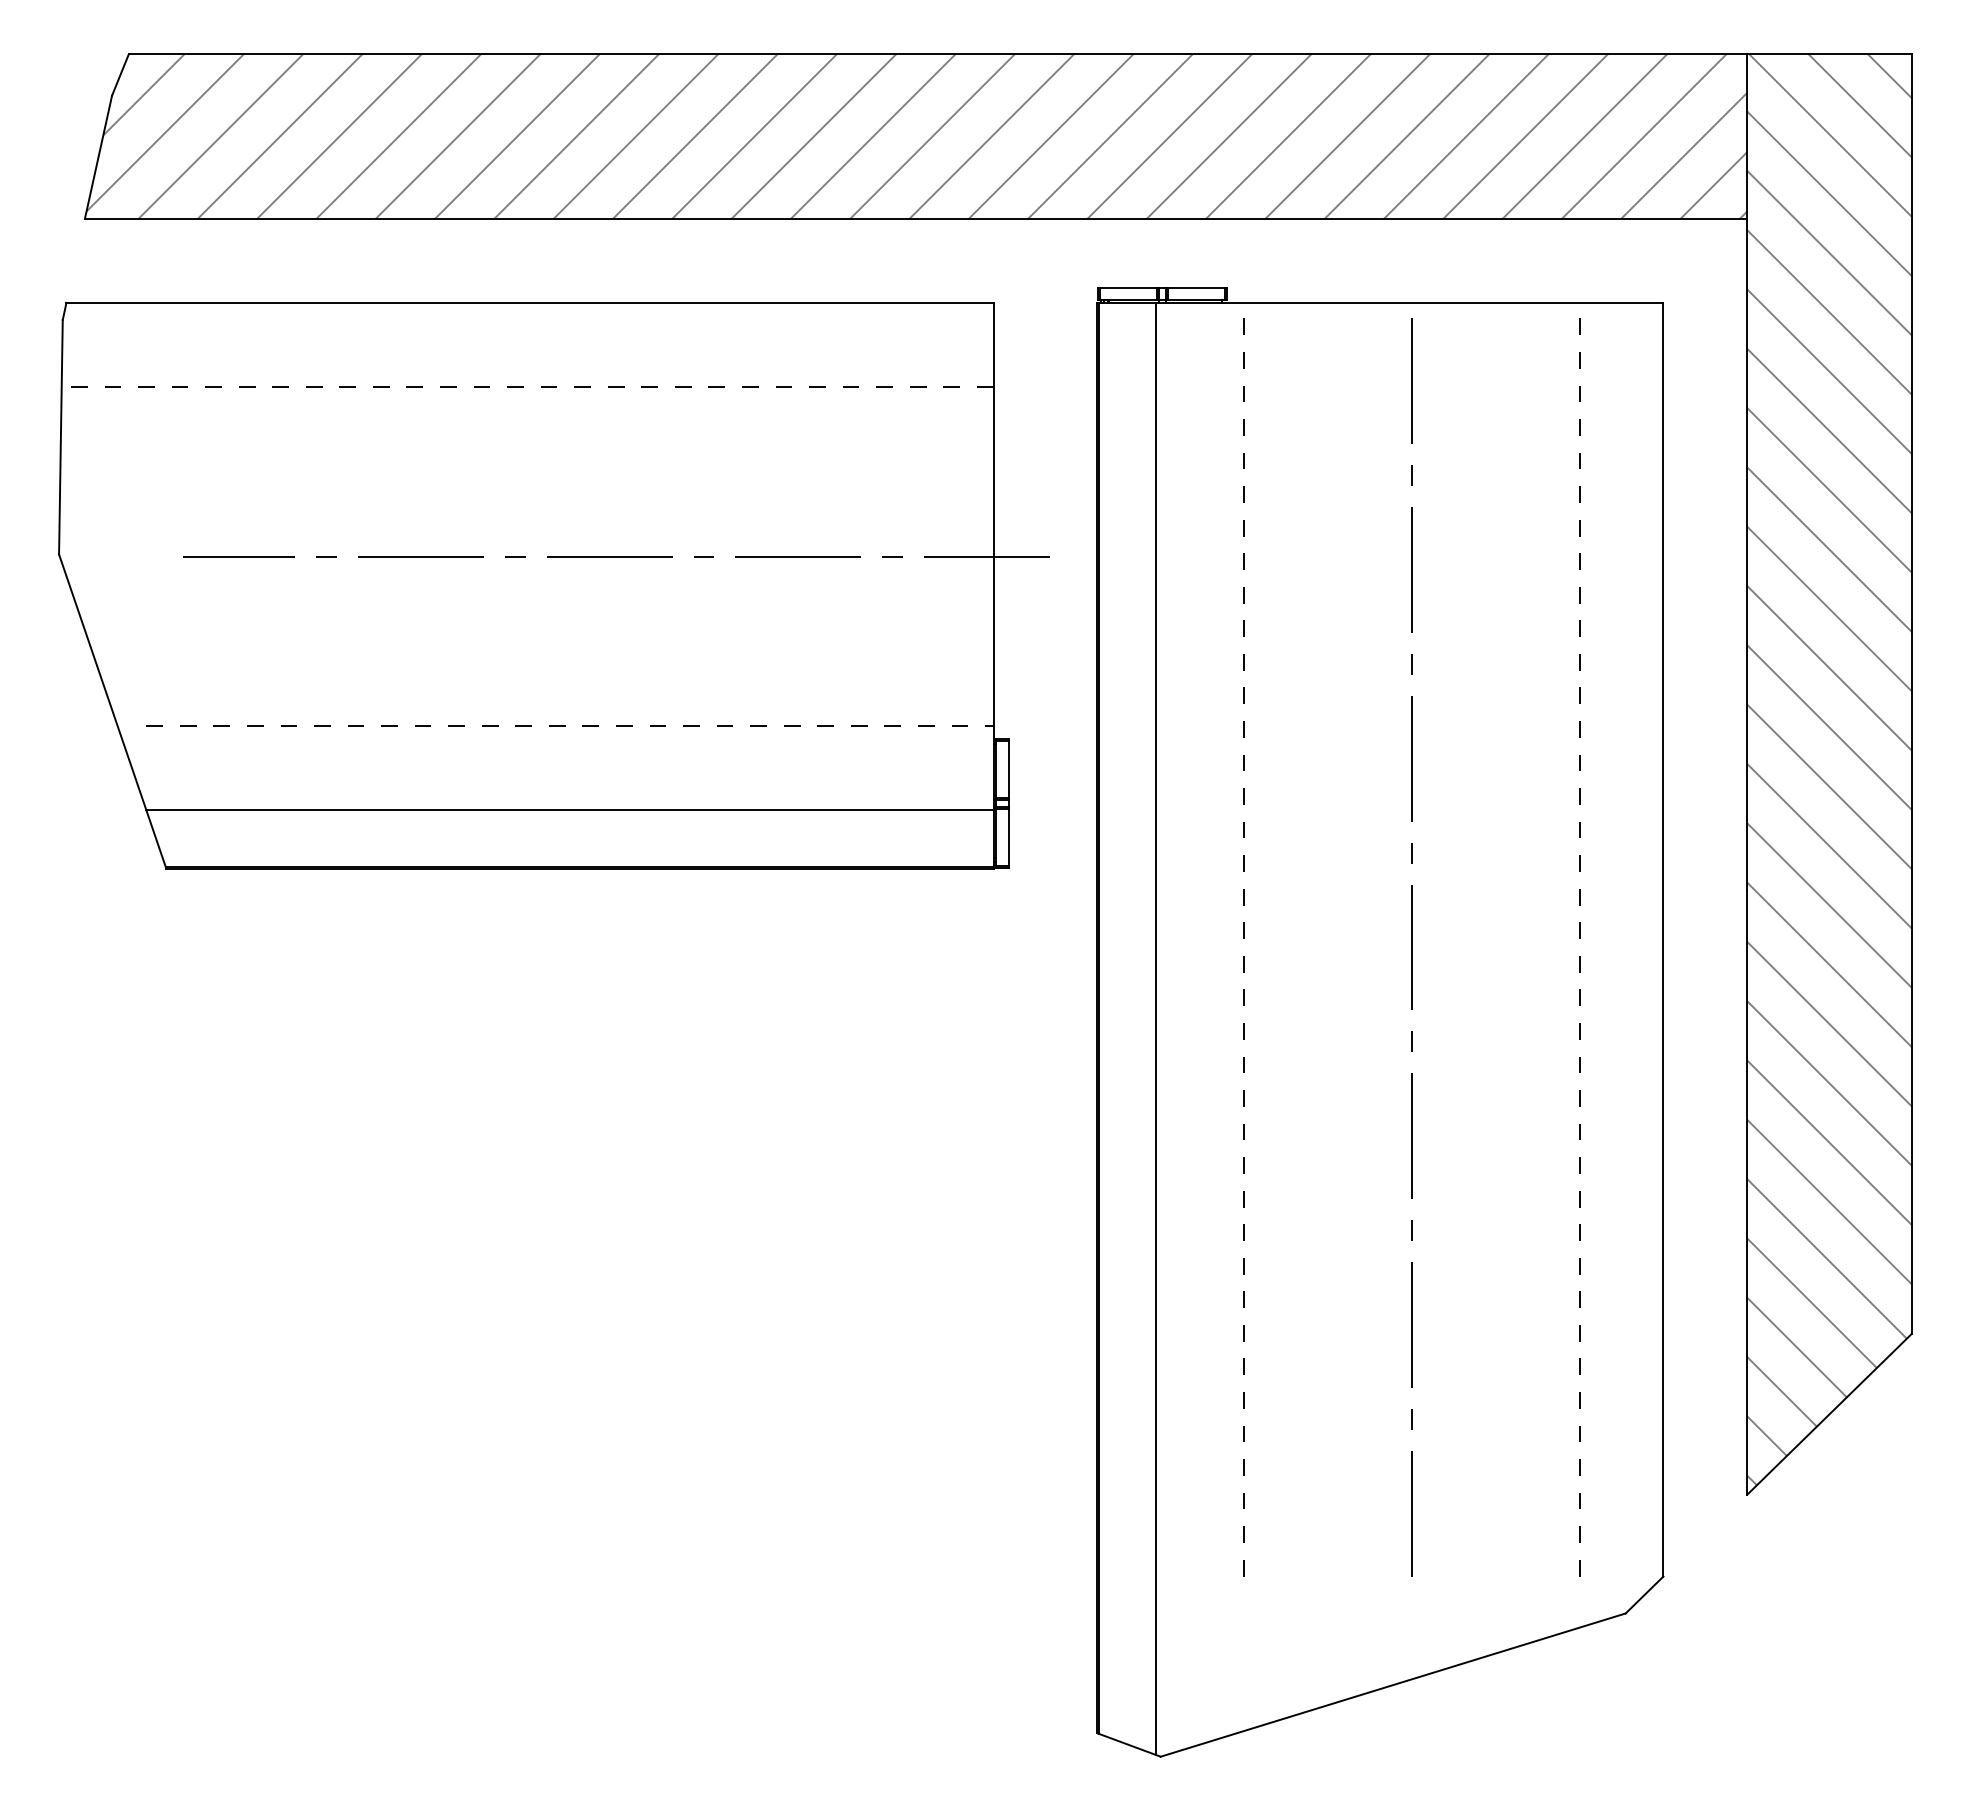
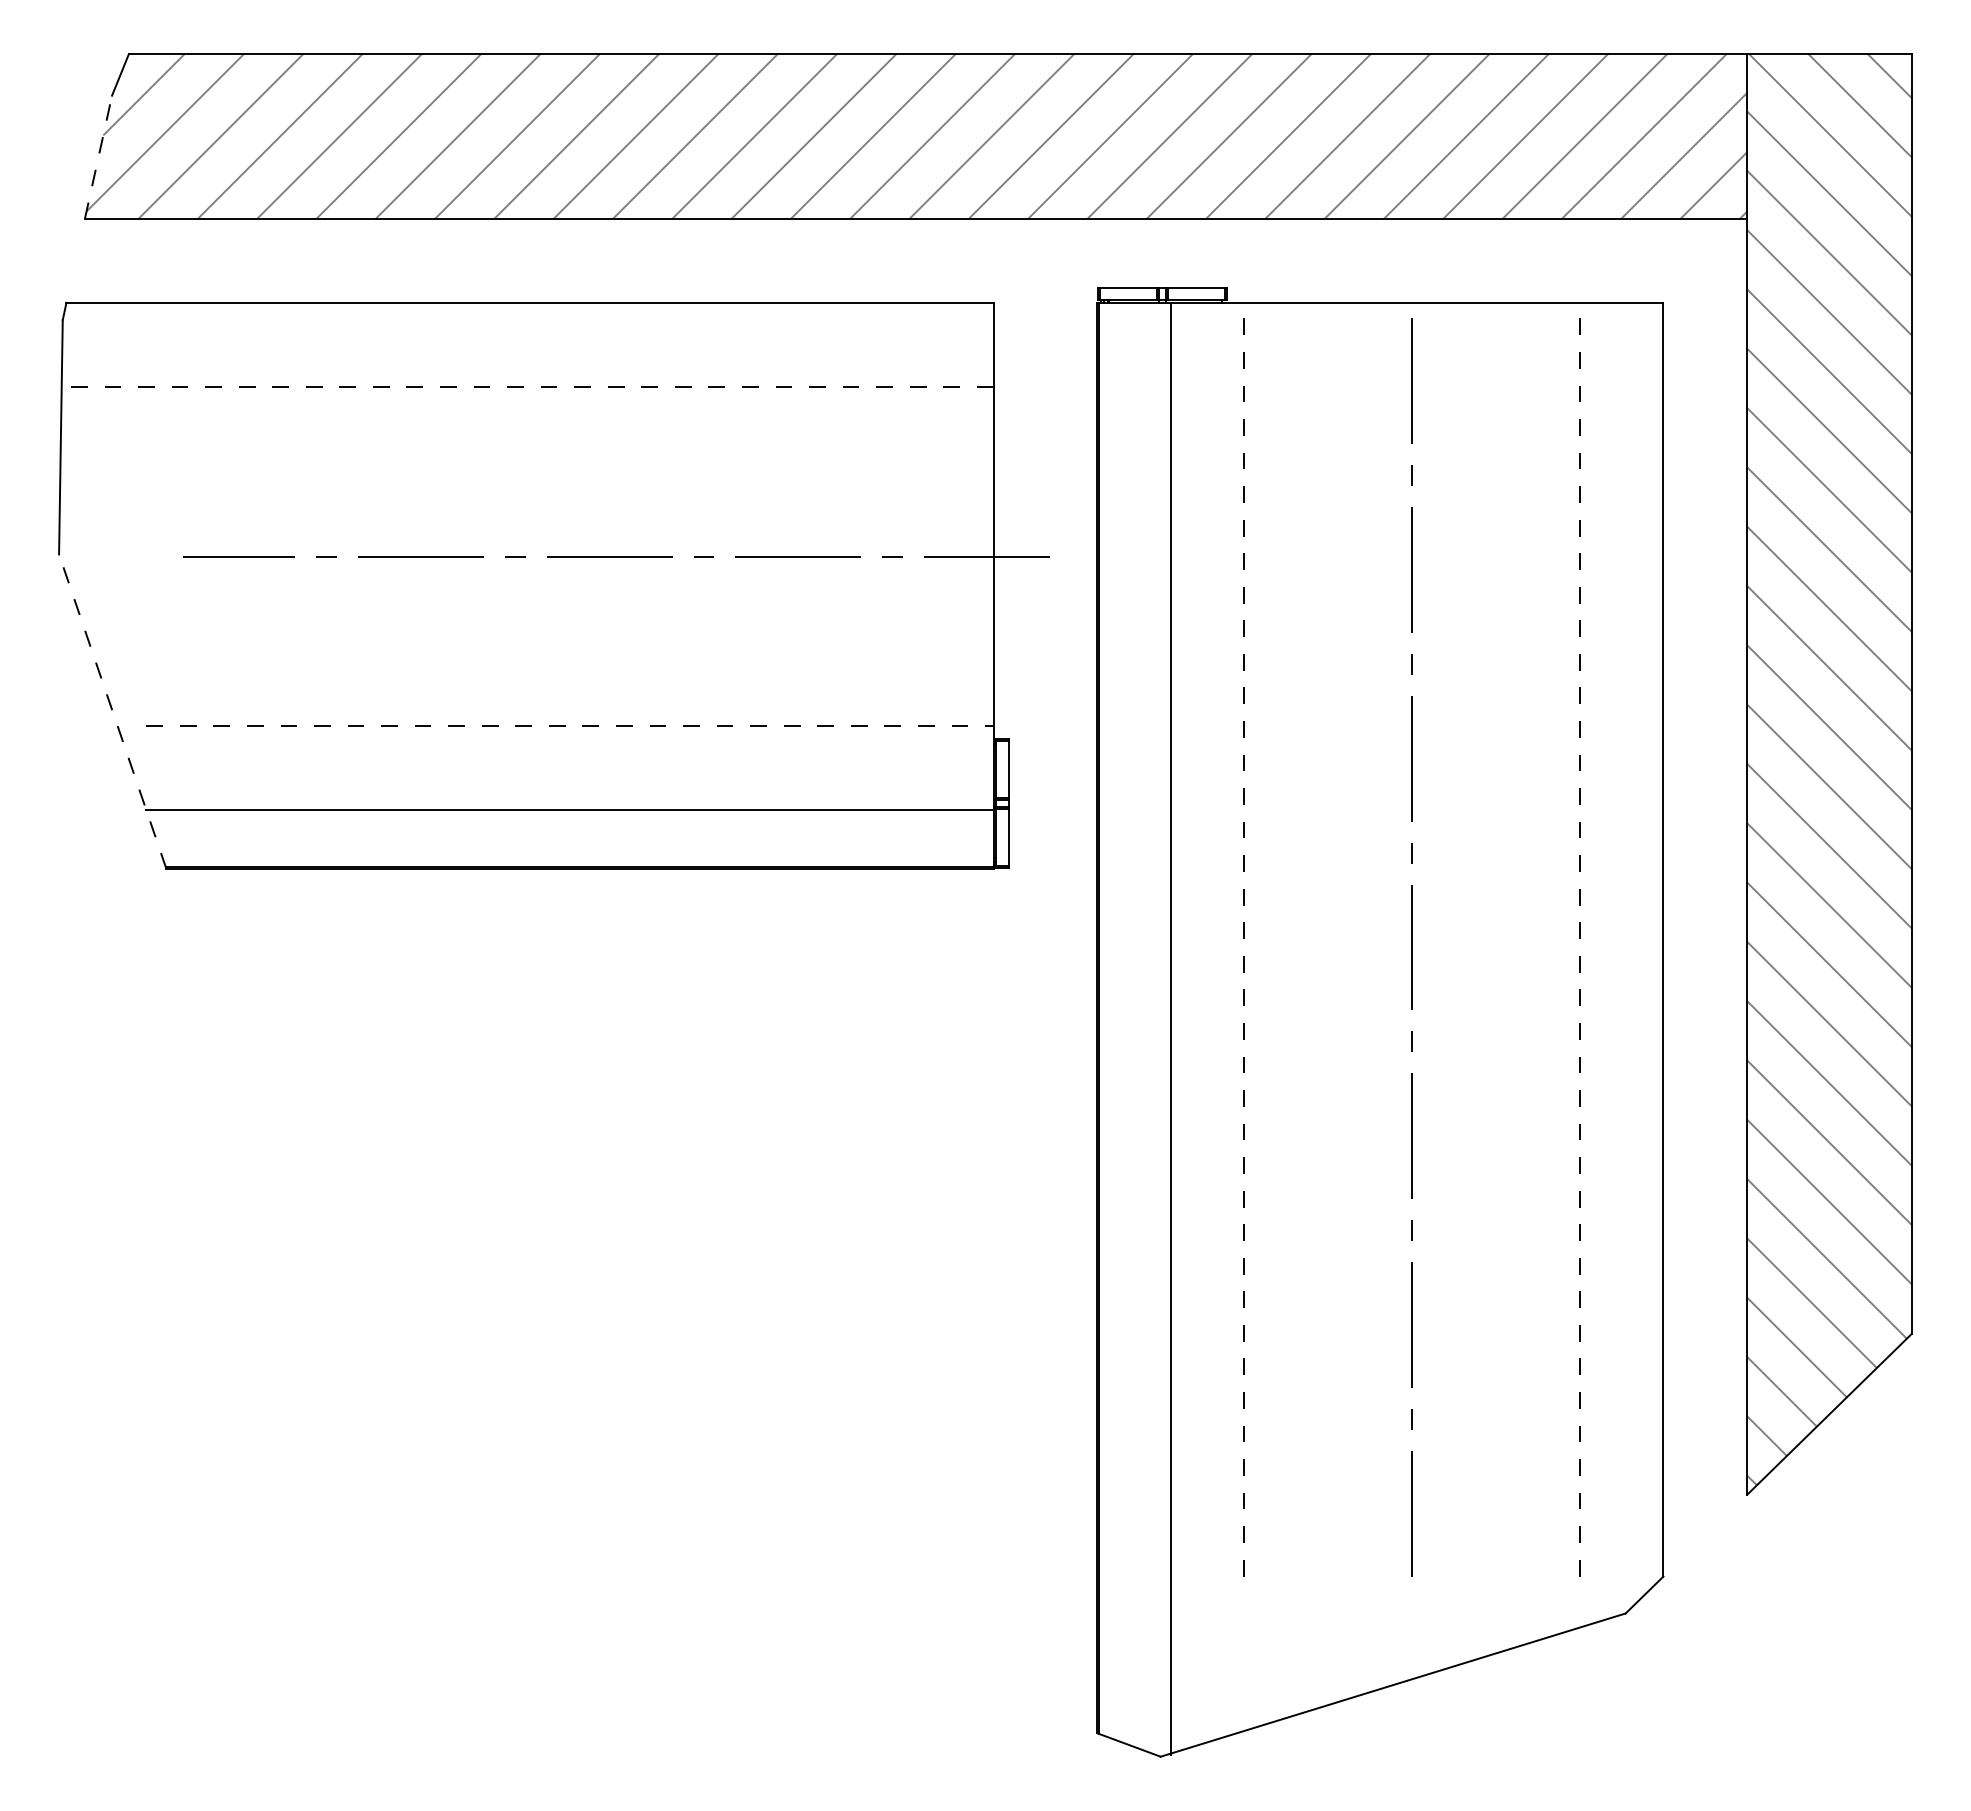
line: solid -> dashed (98, 156)
line: solid -> dashed (112, 711)
line position: (1156, 1028) -> (1171, 1028) (1171, 1028)
